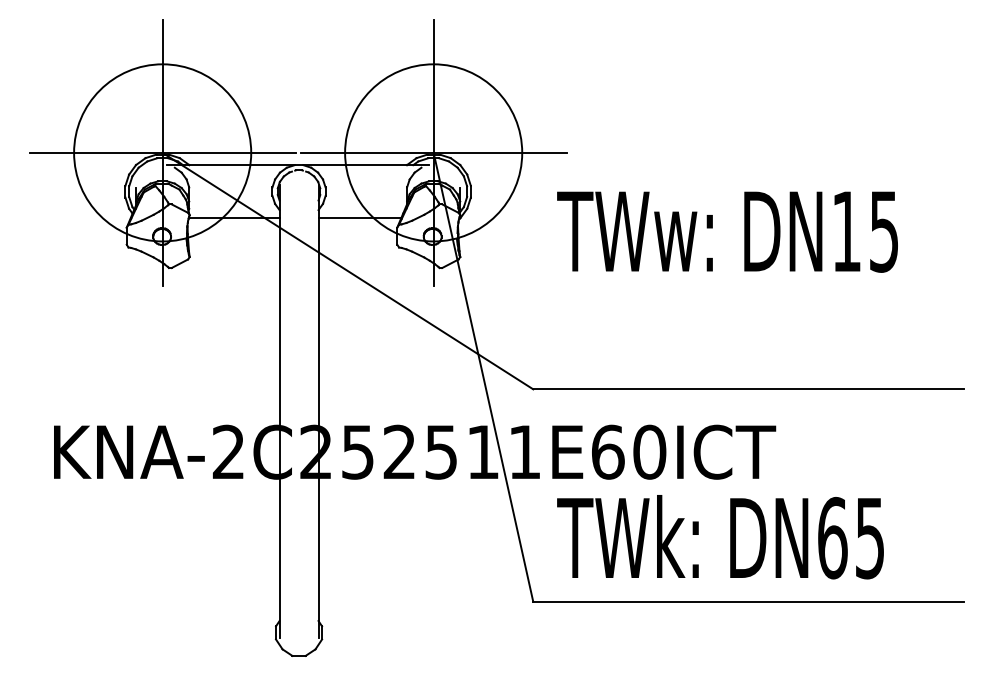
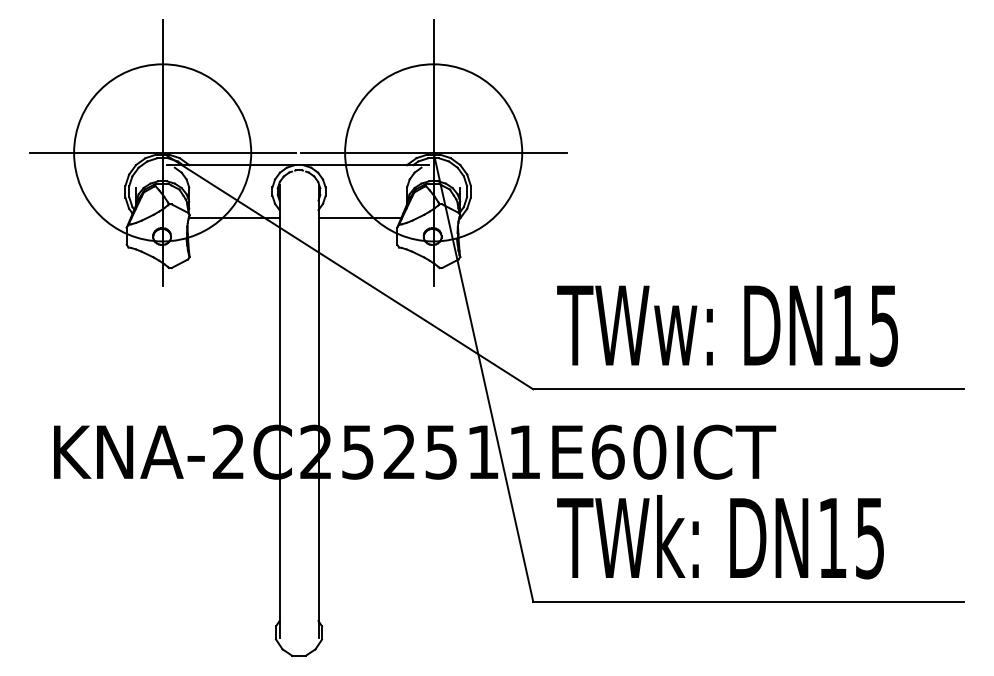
text position: (727, 231) -> (727, 325) (727, 325)
text: DN65 -> DN15 (832, 537)
